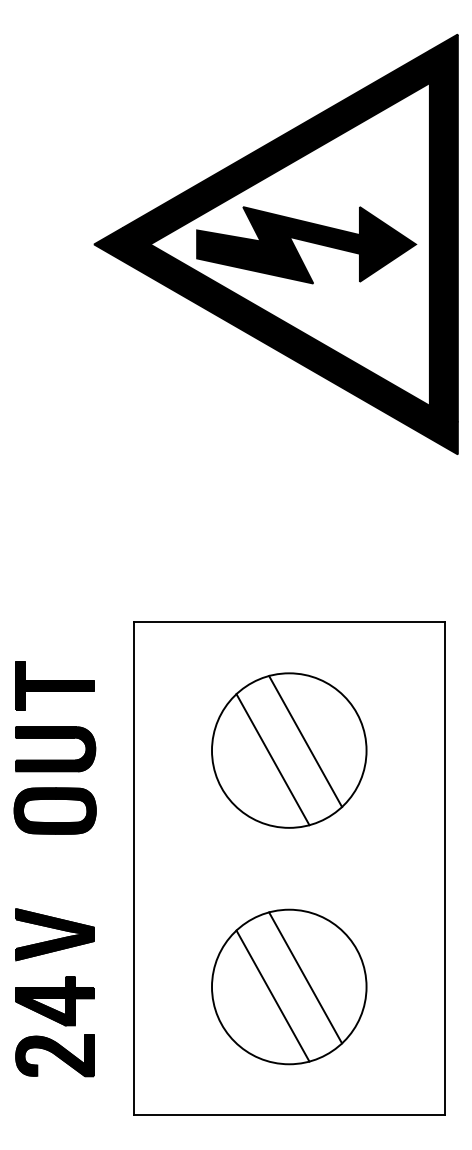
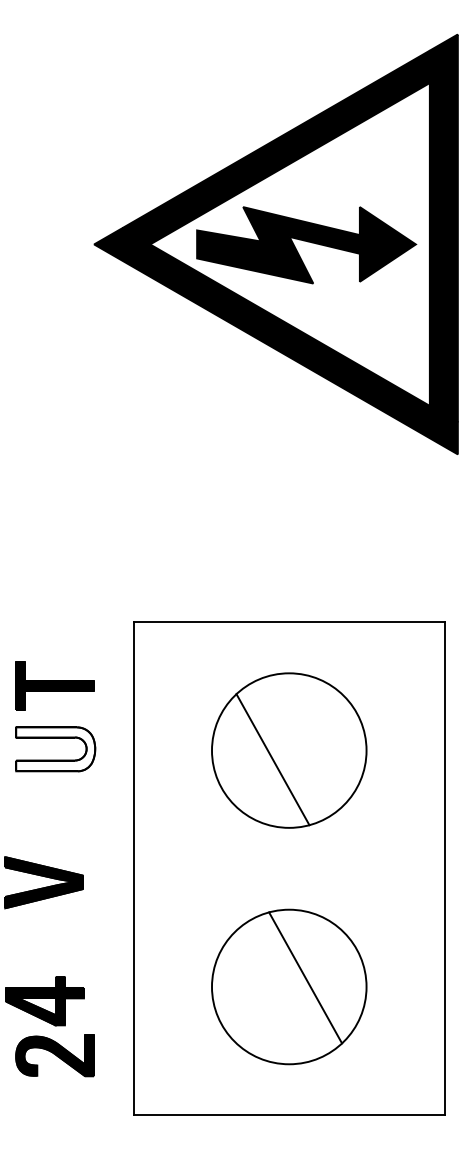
line: present -> none (305, 741)
fill: present -> none (55, 749)
part: present -> none (54, 810)
part position: (54, 934) -> (43, 882) (43, 882)
line: present -> none (272, 995)
part position: (54, 1001) -> (44, 1001) (44, 1001)
